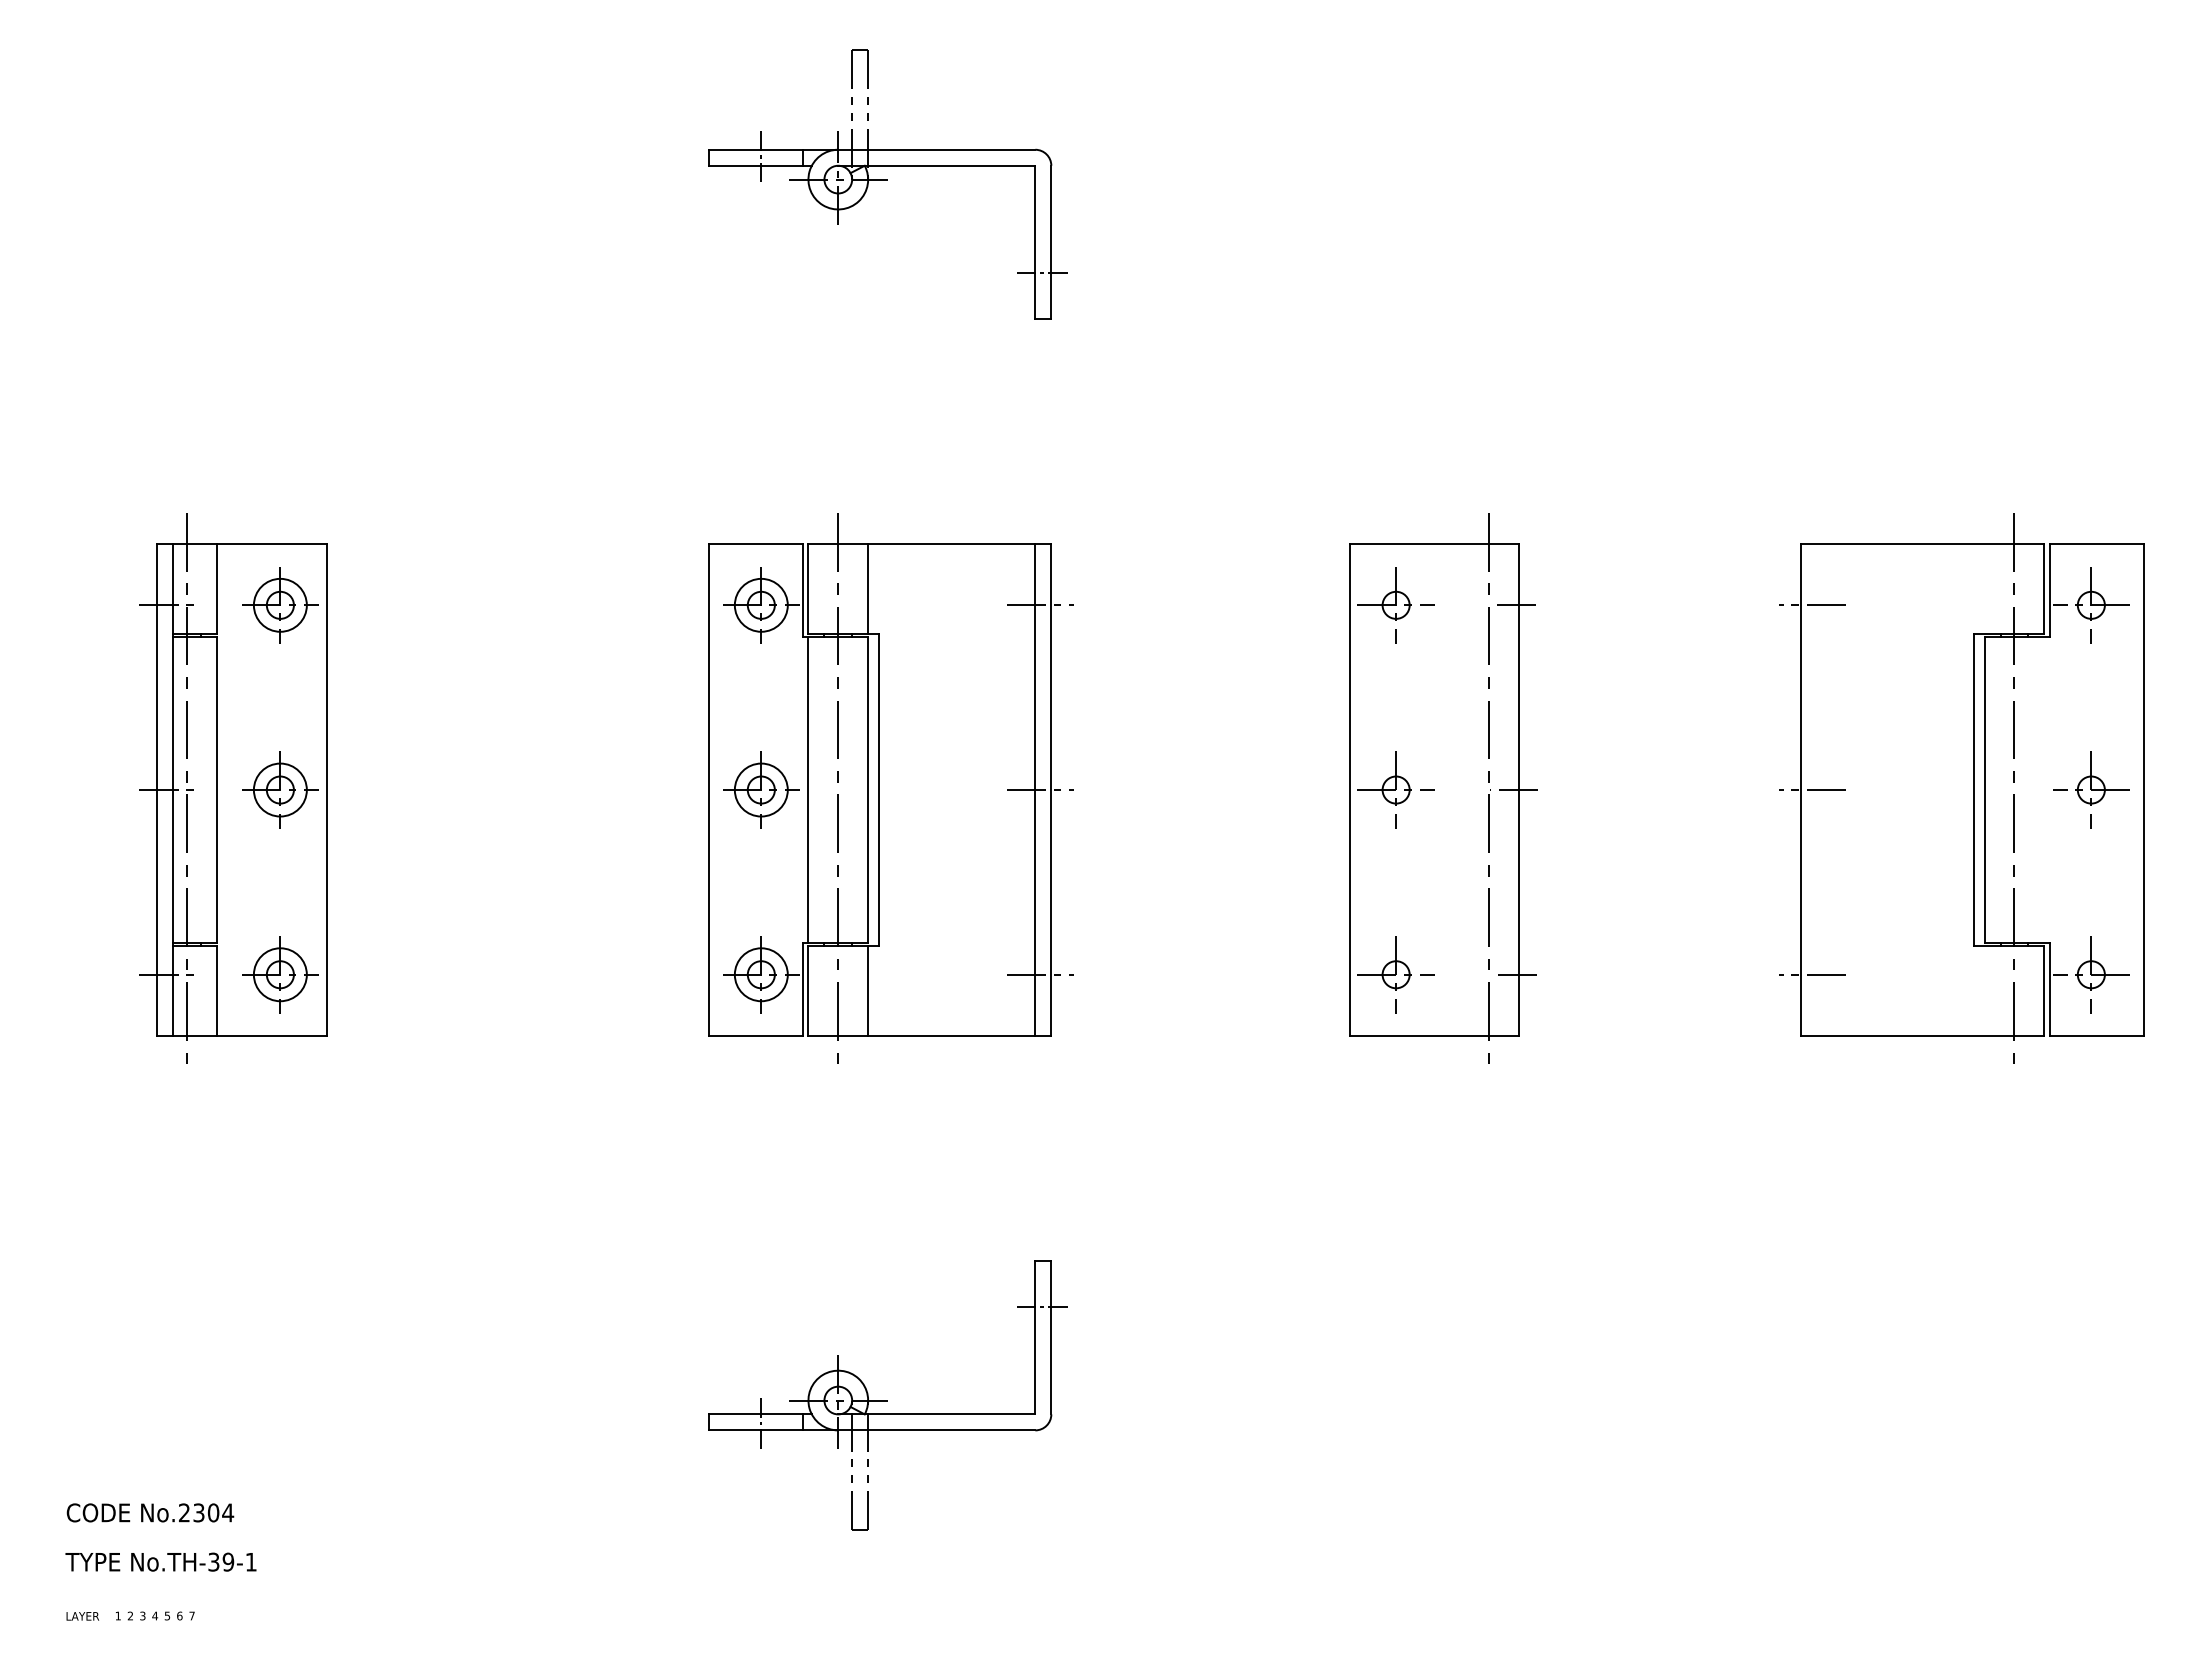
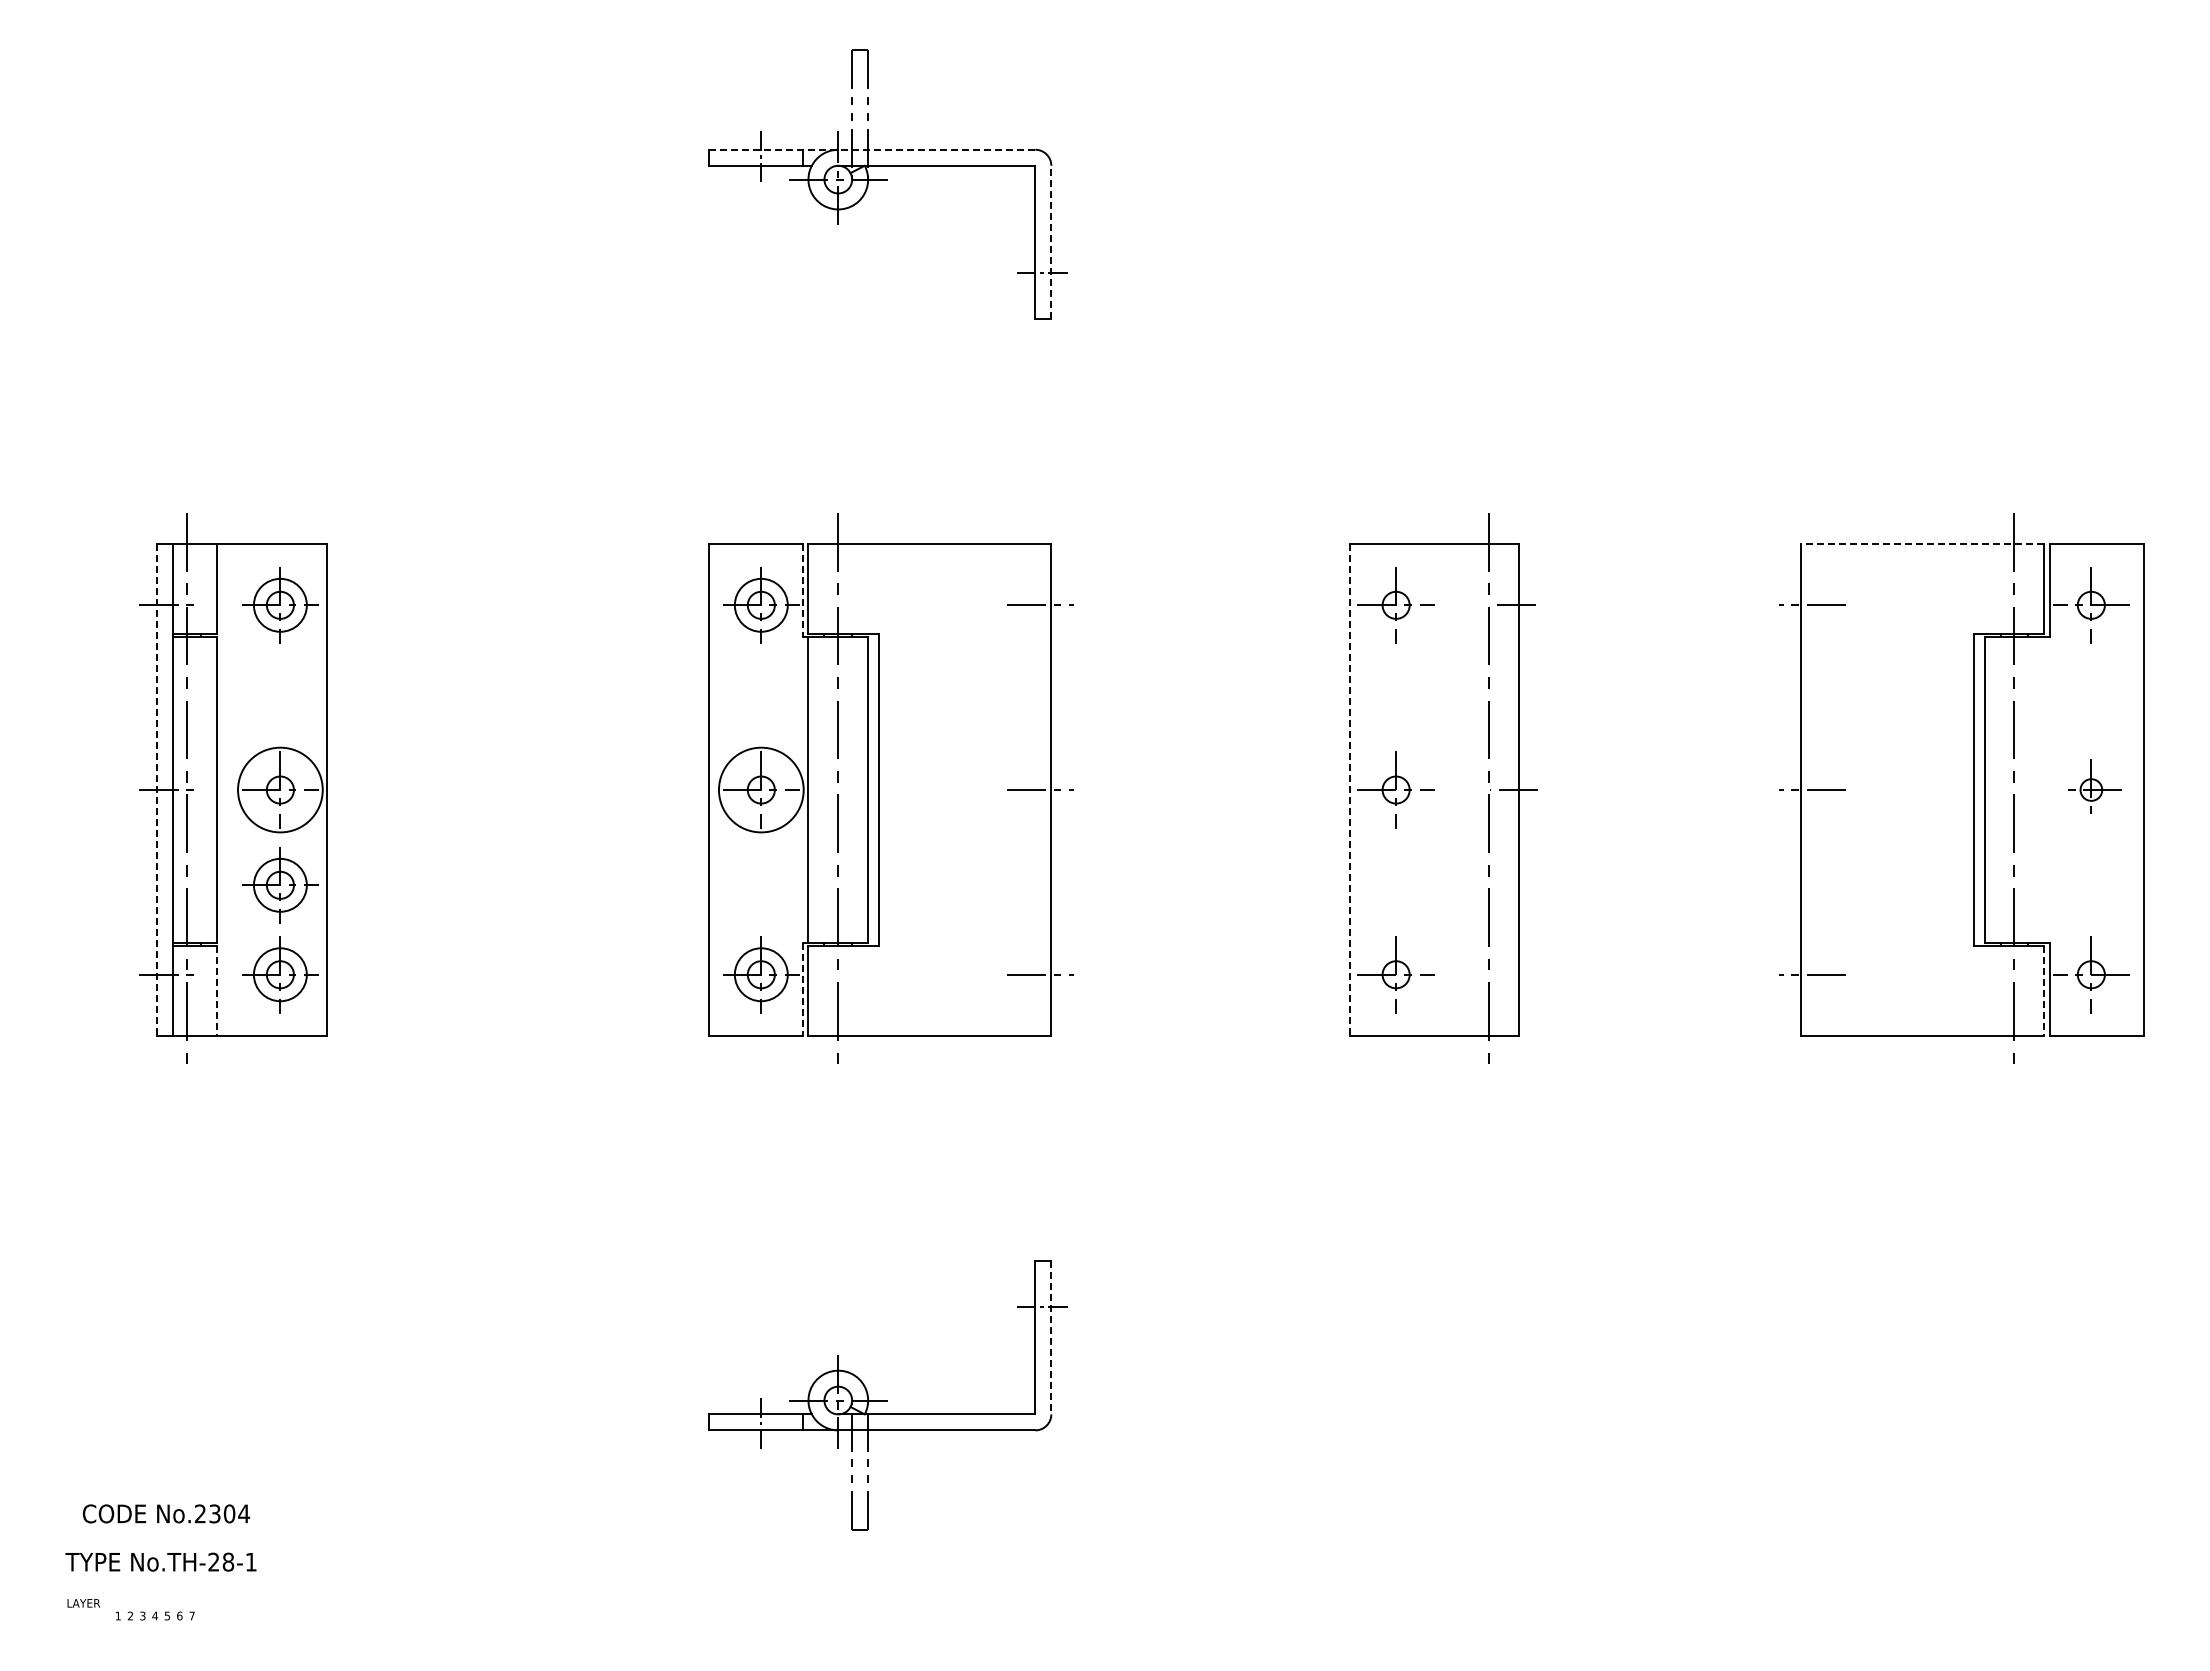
line: solid -> dashed (872, 149)
line: solid -> dashed (1051, 242)
line: solid -> dashed (1922, 543)
line: present -> none (868, 588)
line: solid -> dashed (803, 590)
circle diameter: 53 px -> 85 px (280, 789)
circle diameter: 53 px -> 85 px (760, 789)
line: present -> none (1035, 789)
part size: 77x78 px -> 54x55 px (2094, 786)
line: solid -> dashed (157, 790)
line: solid -> dashed (1349, 790)
part: none -> present (280, 885)
line: present -> none (1514, 974)
line: solid -> dashed (803, 990)
line: solid -> dashed (216, 991)
line: present -> none (868, 991)
line: solid -> dashed (2044, 991)
line: solid -> dashed (1051, 1337)
text position: (150, 1512) -> (166, 1513) (166, 1513)
text: No.TH-39-1 -> No.TH-28-1 (221, 1561)
text position: (82, 1616) -> (83, 1603) (83, 1603)
